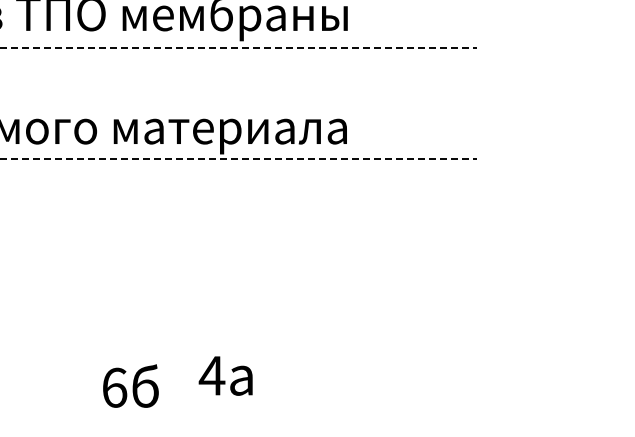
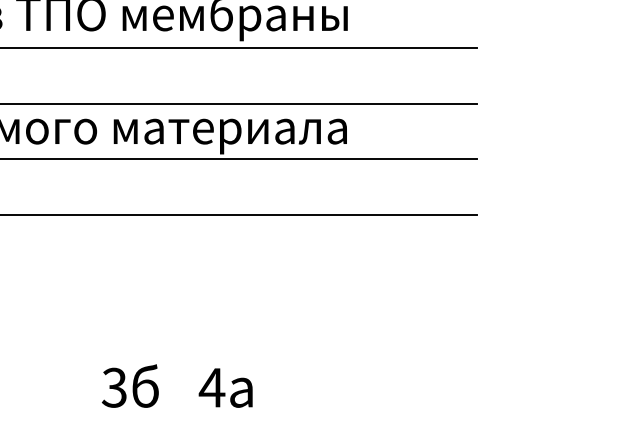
line: dashed -> solid (239, 48)
line: none -> present (239, 103)
line: dashed -> solid (239, 159)
line: none -> present (239, 214)
text position: (225, 375) -> (225, 387) (225, 387)
text: 6 -> 3 (114, 387)
